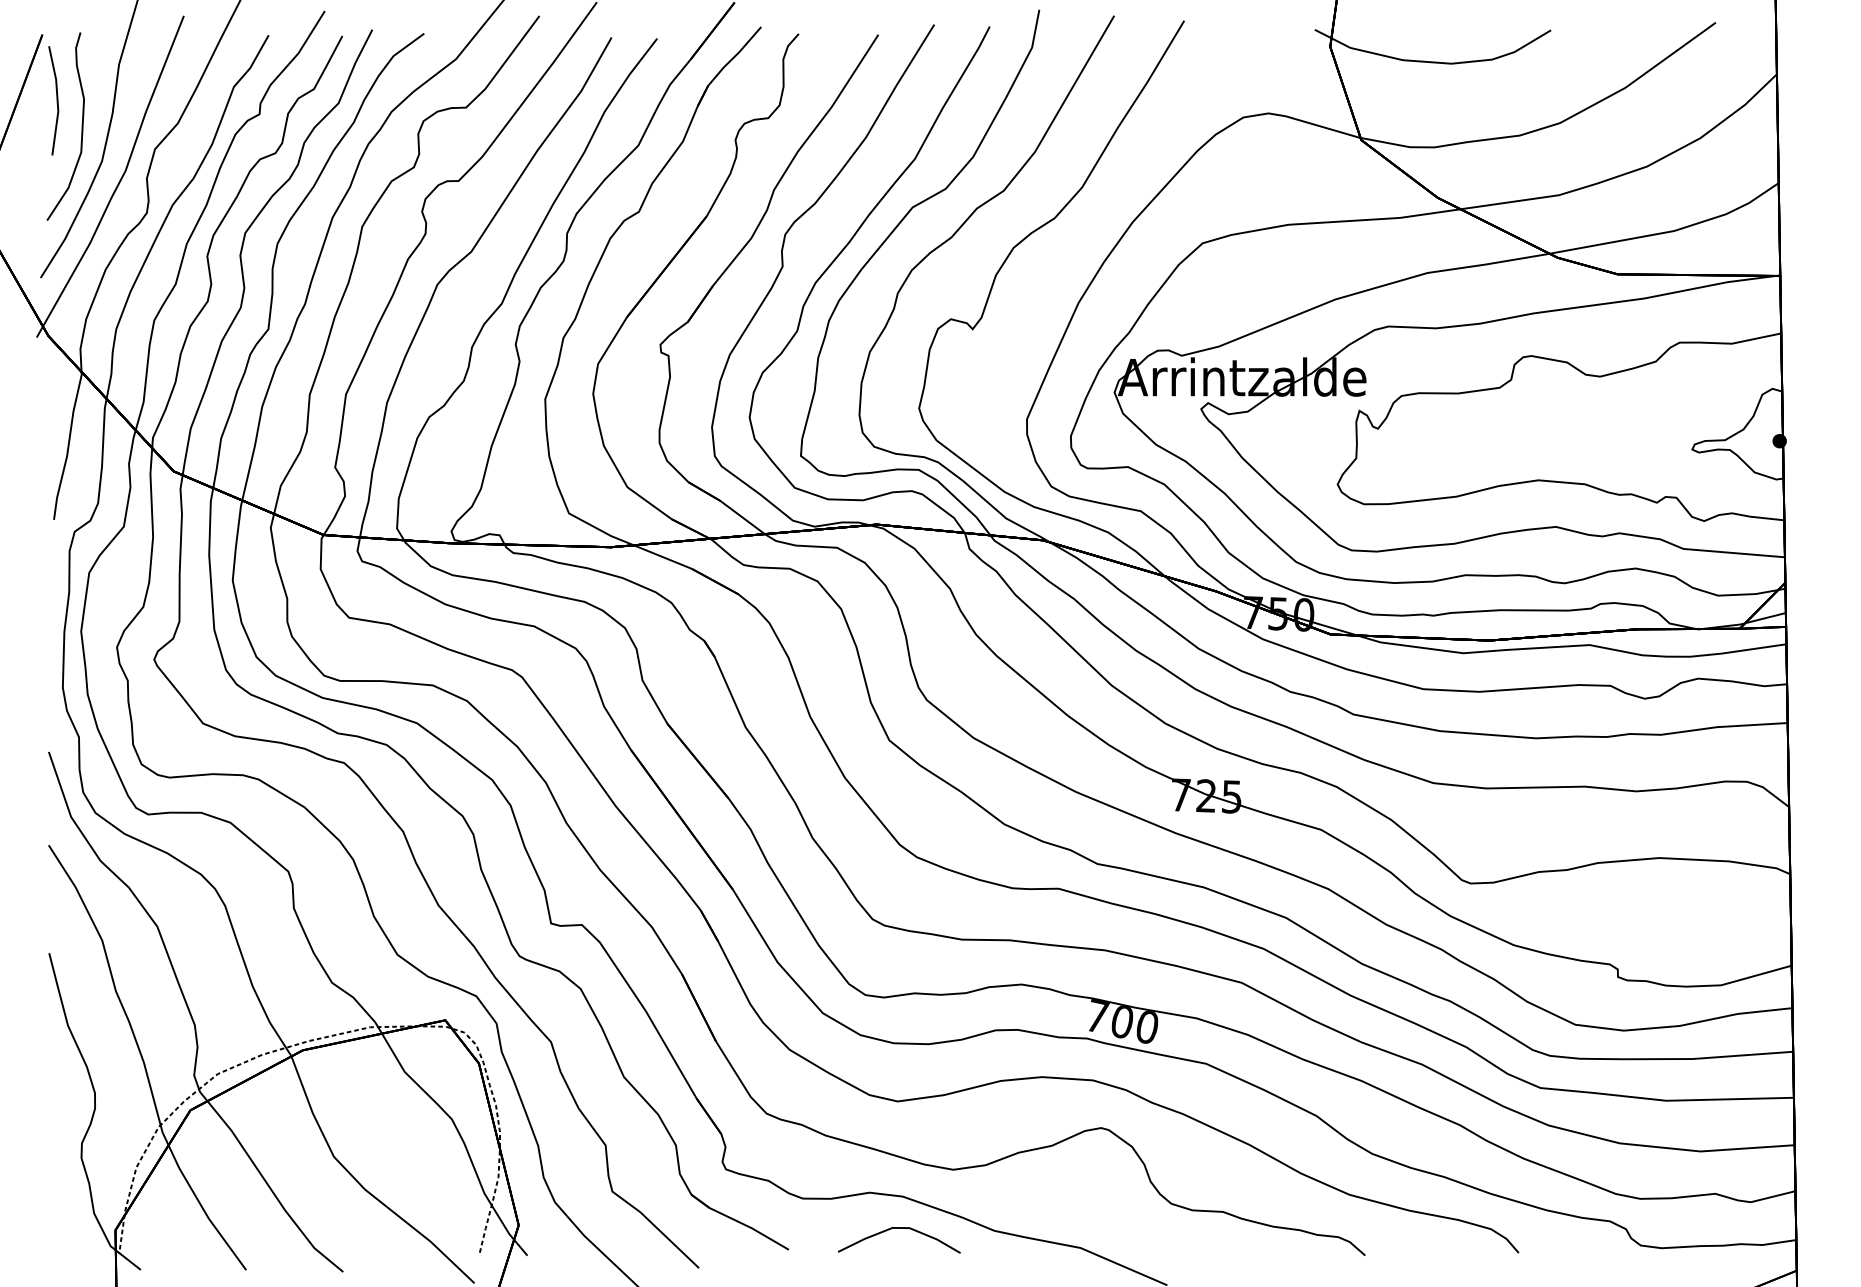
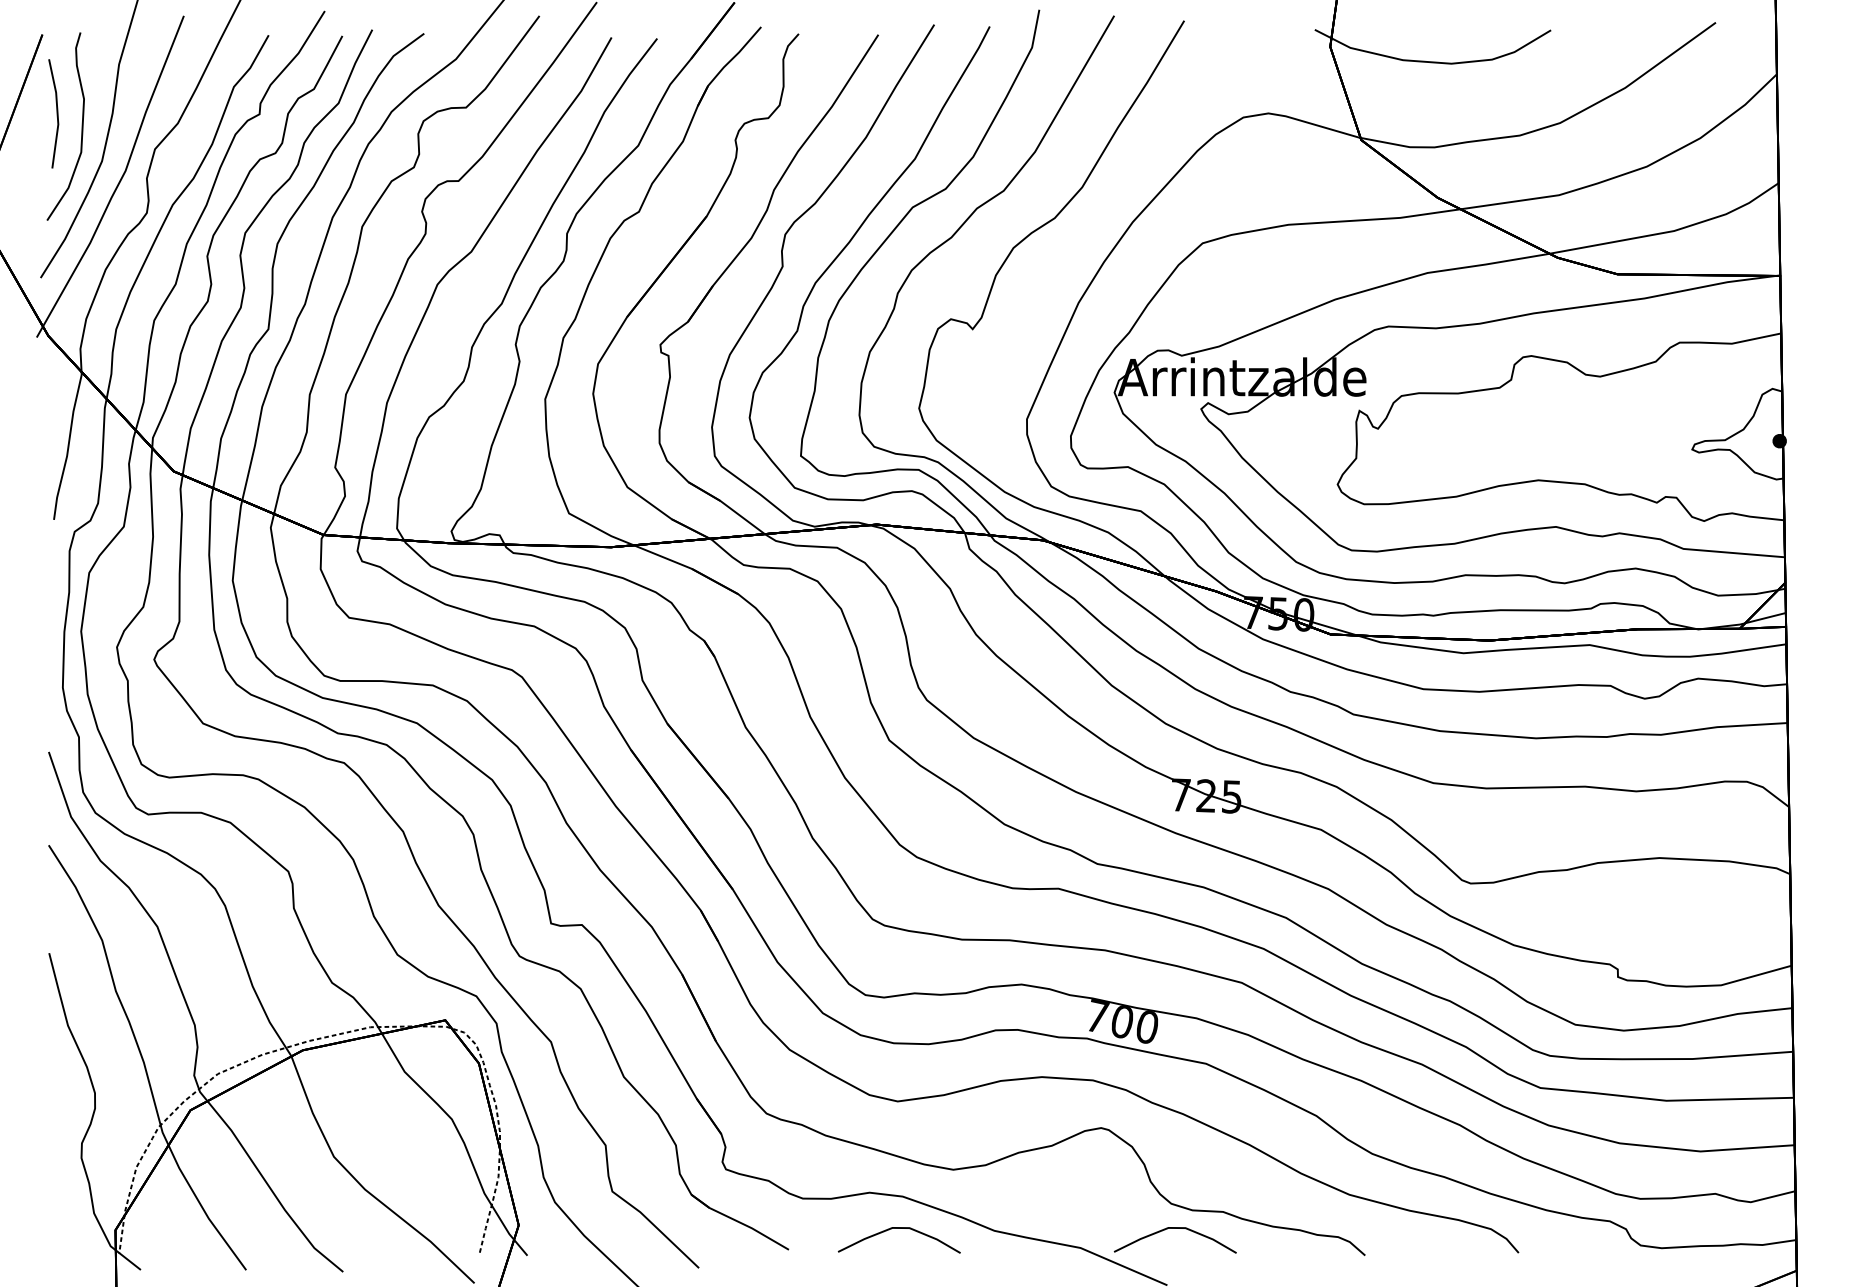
line position: (56, 100) -> (56, 113) (56, 113)
curve: none -> present (1174, 1228)
